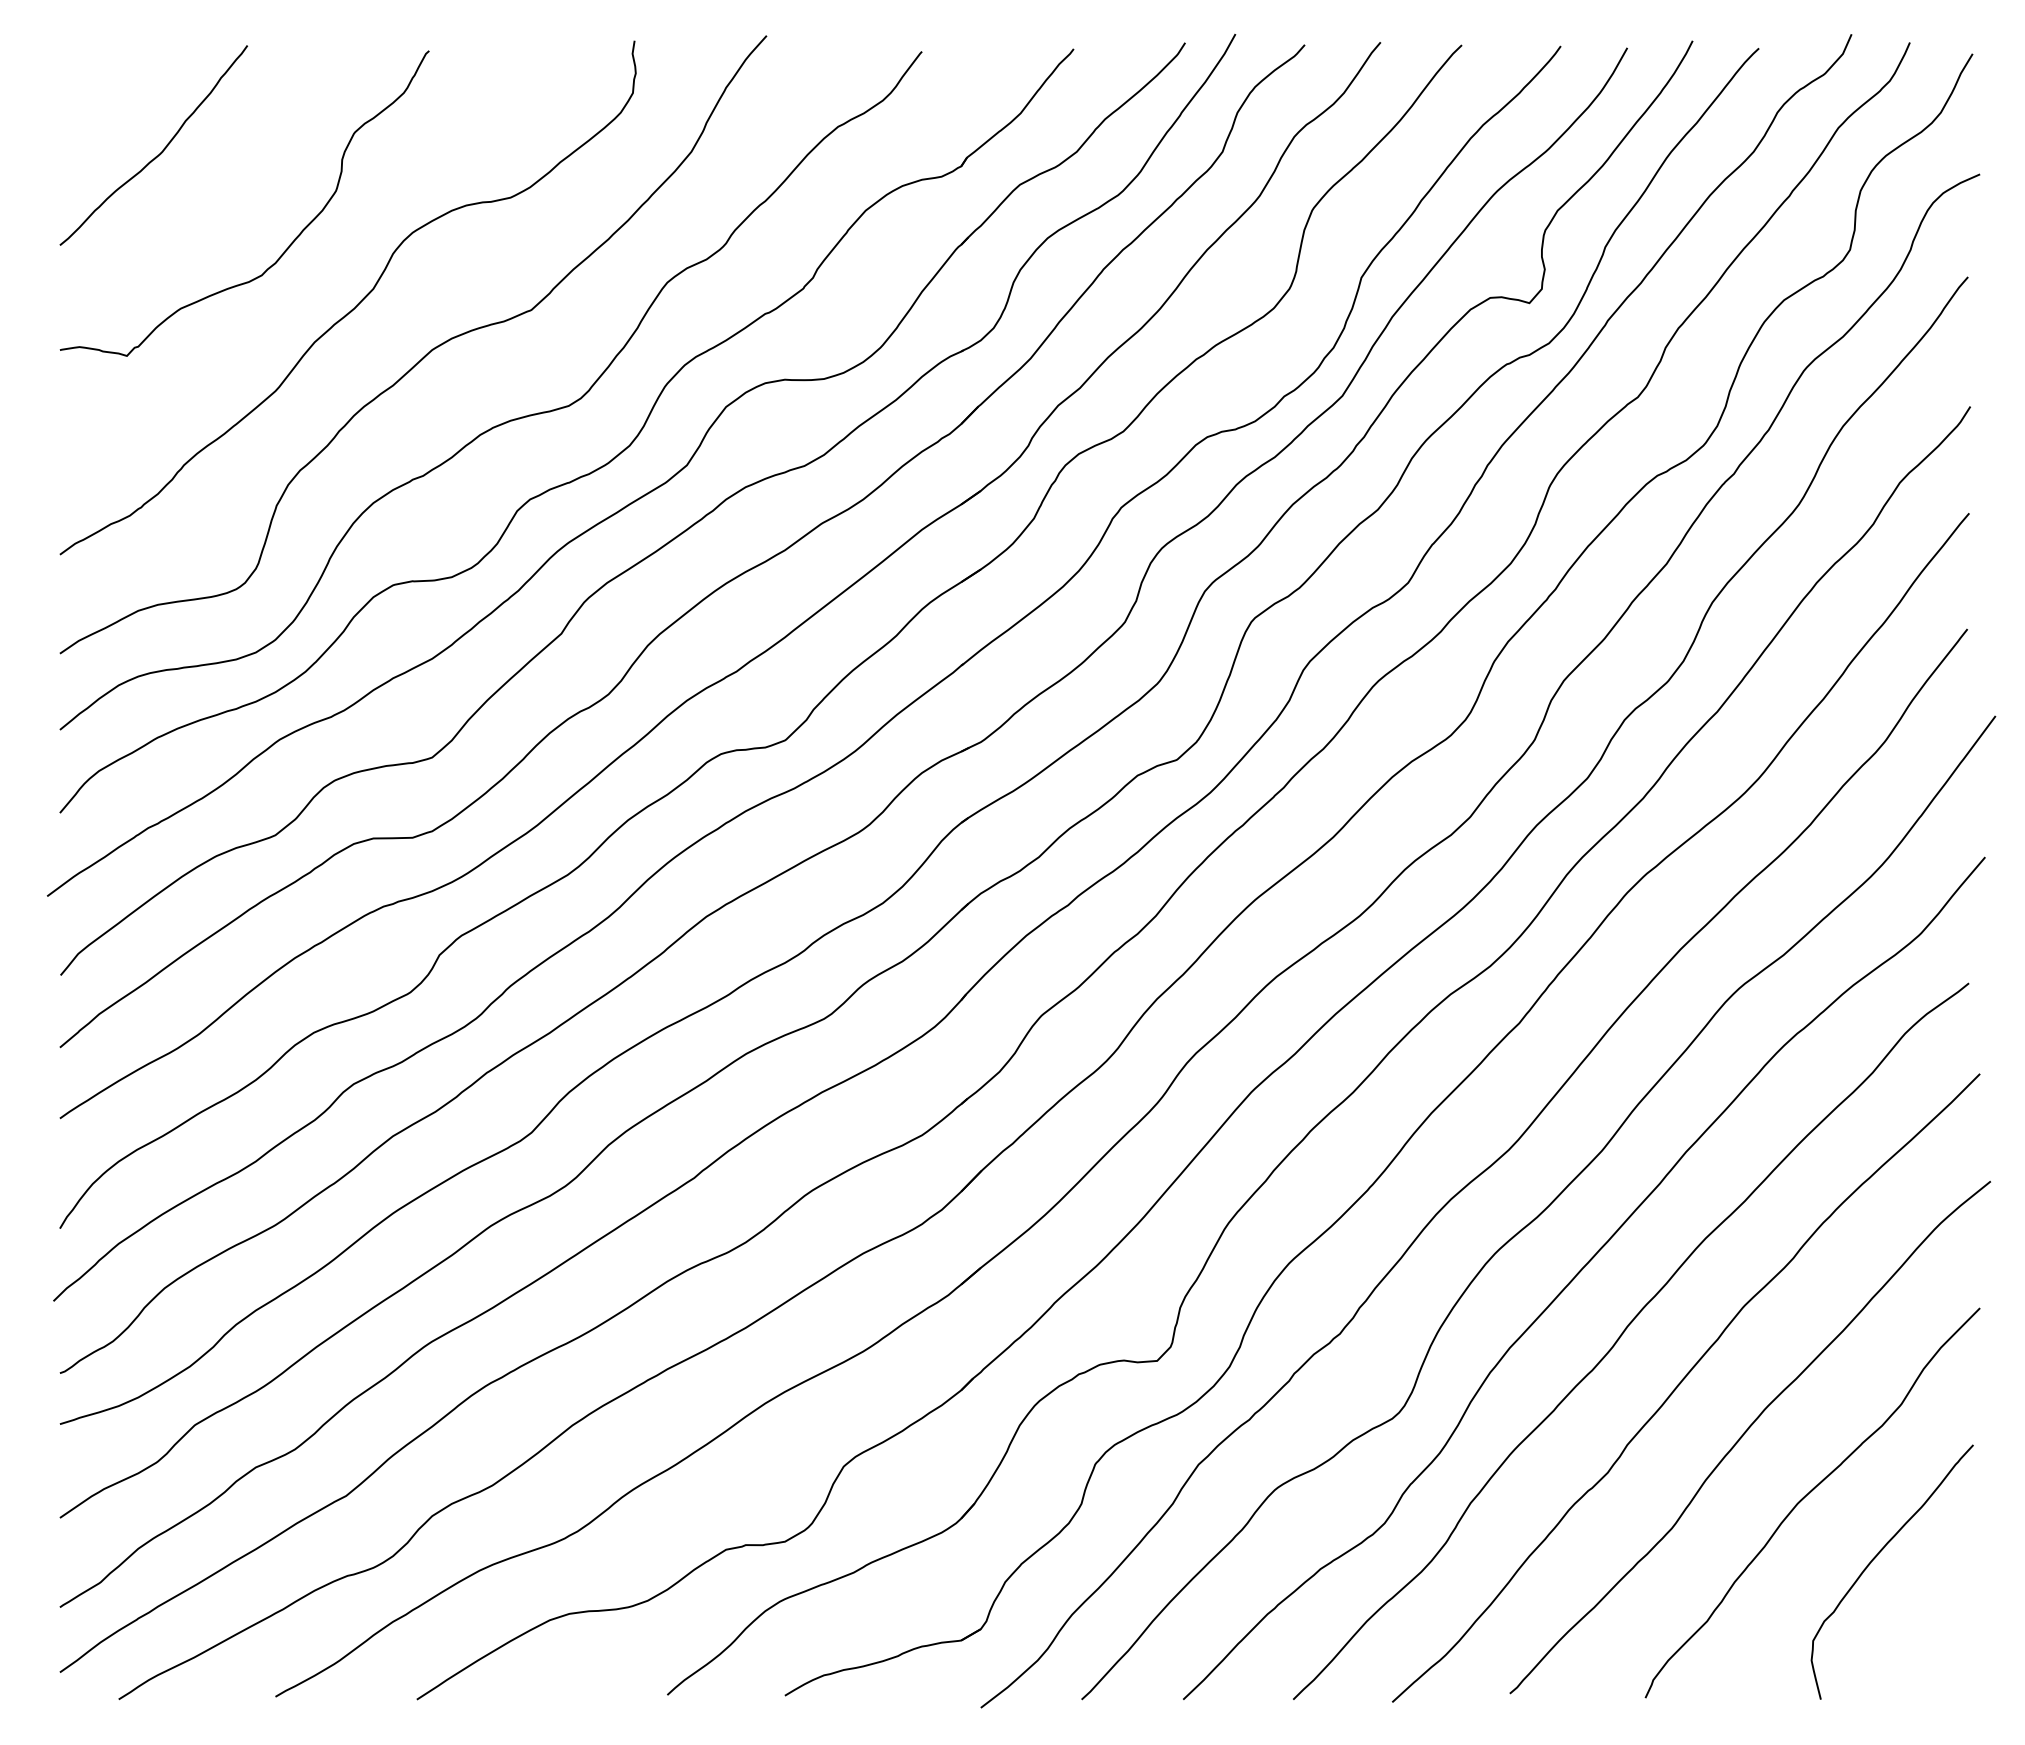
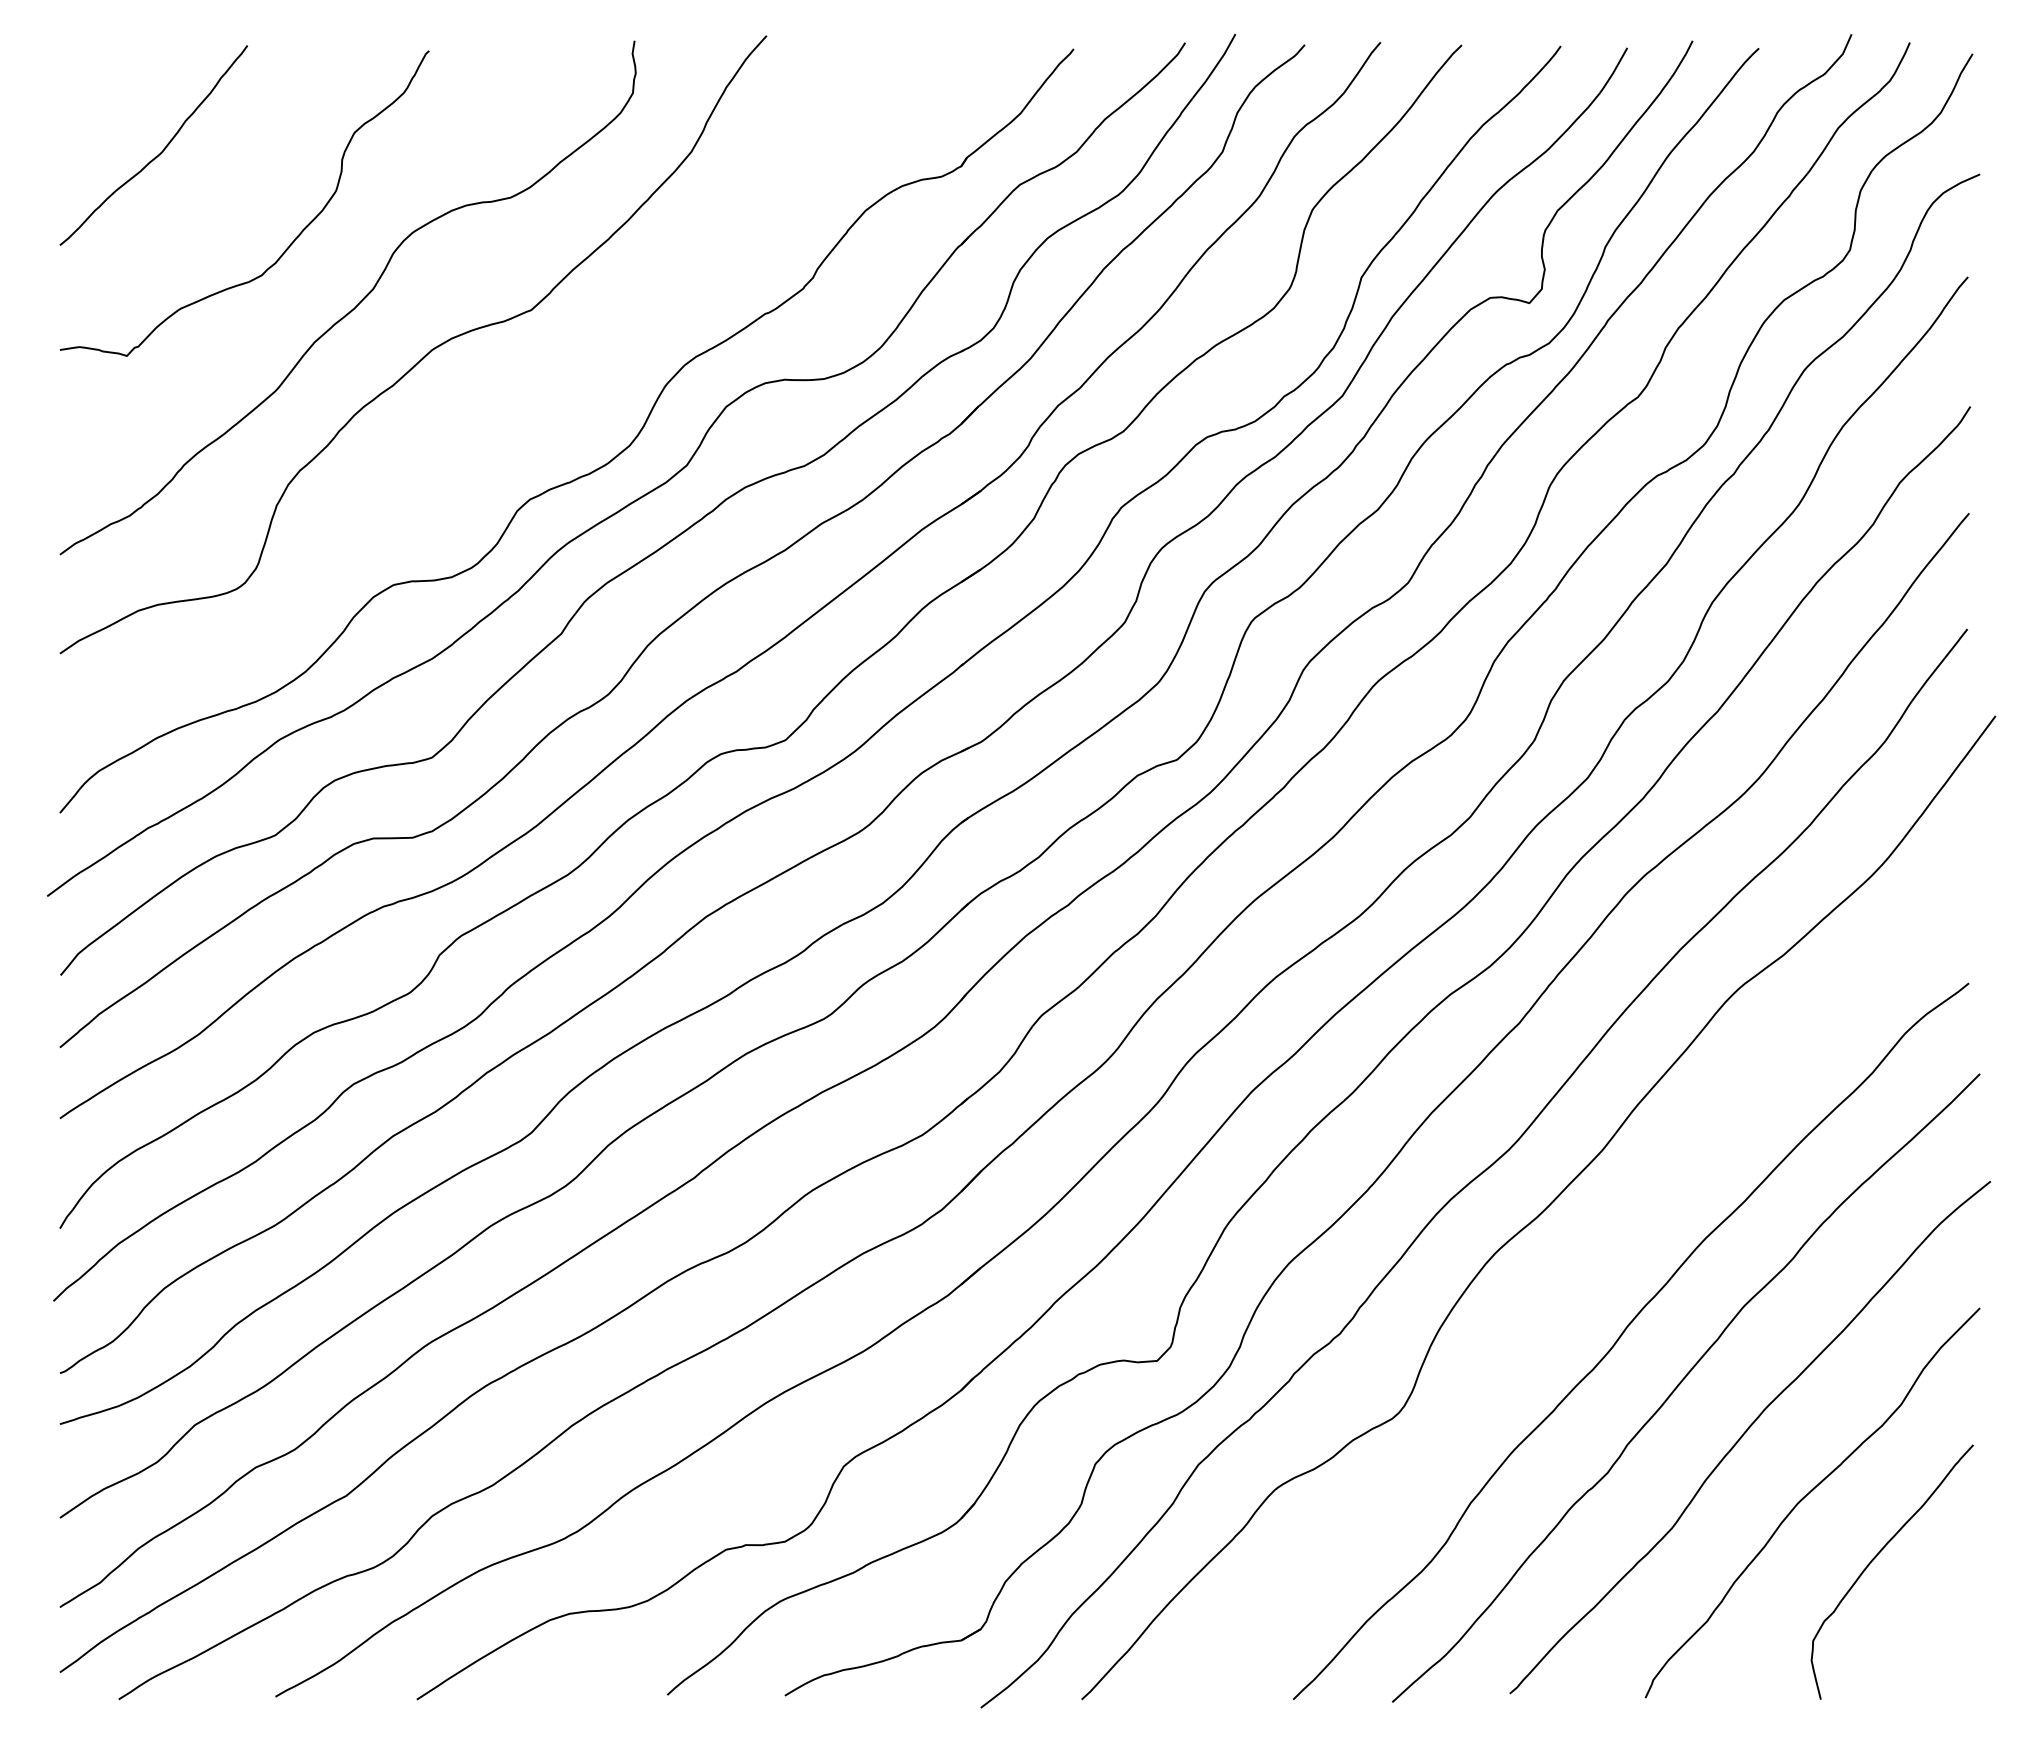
curve: present -> none (505, 421)
curve: present -> none (1580, 1272)
